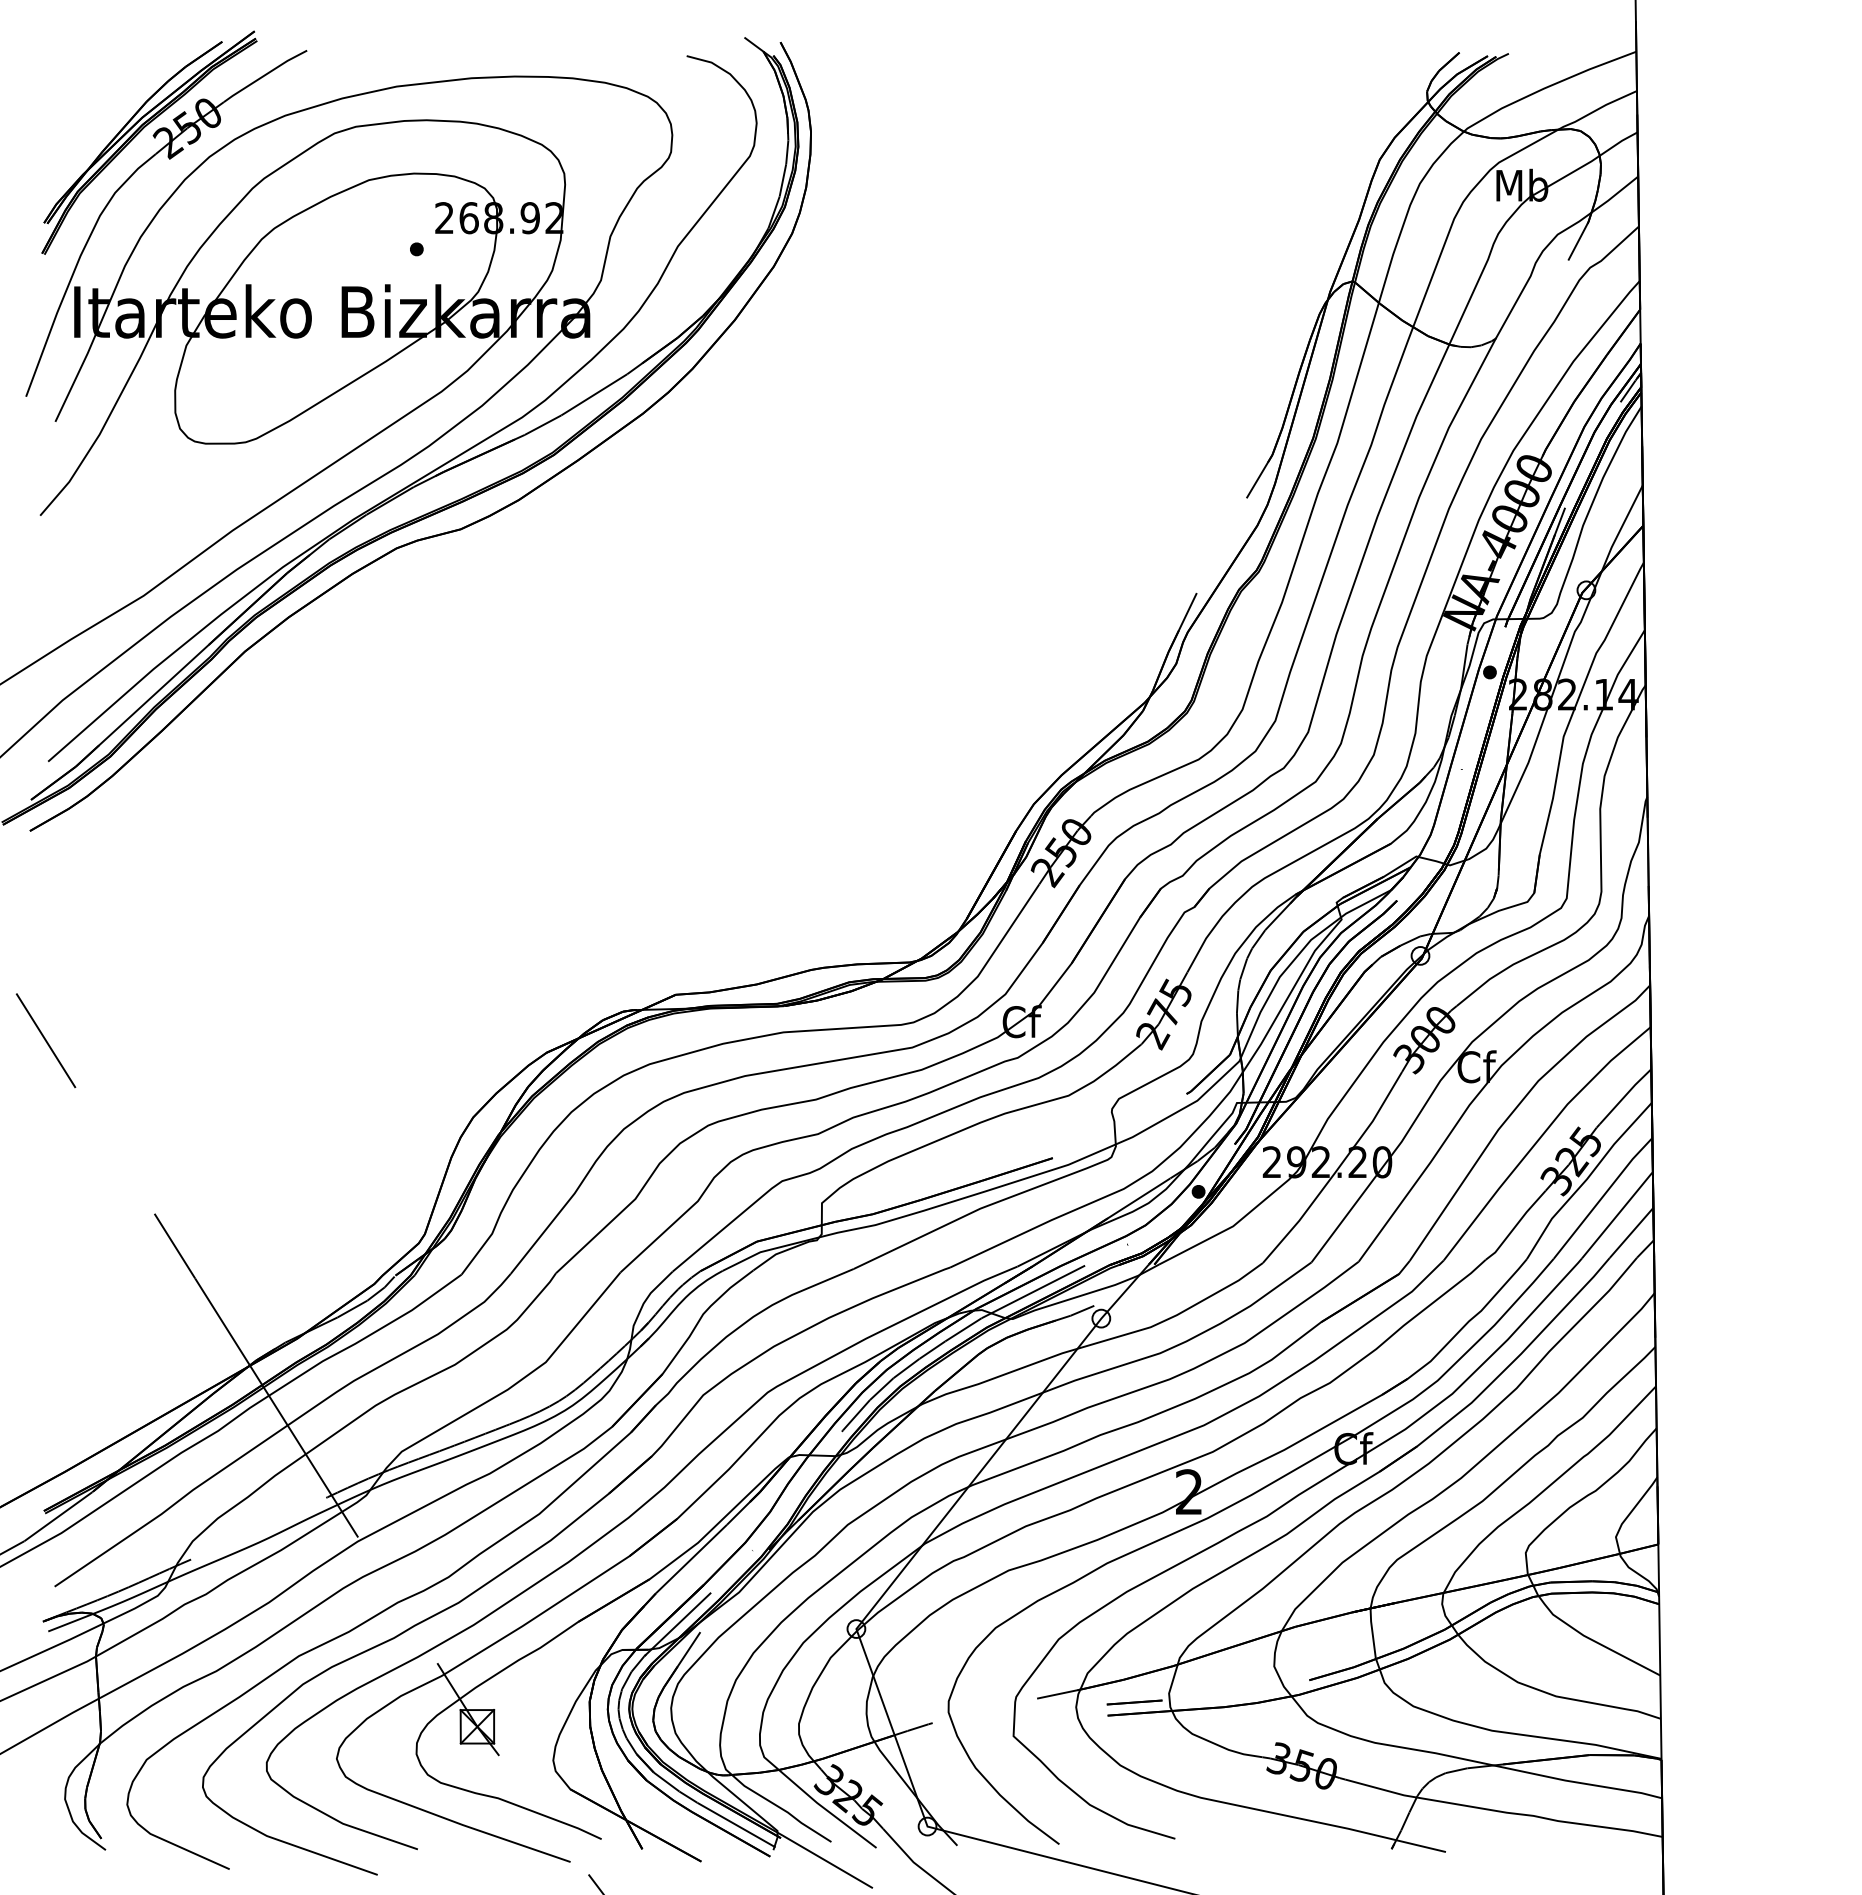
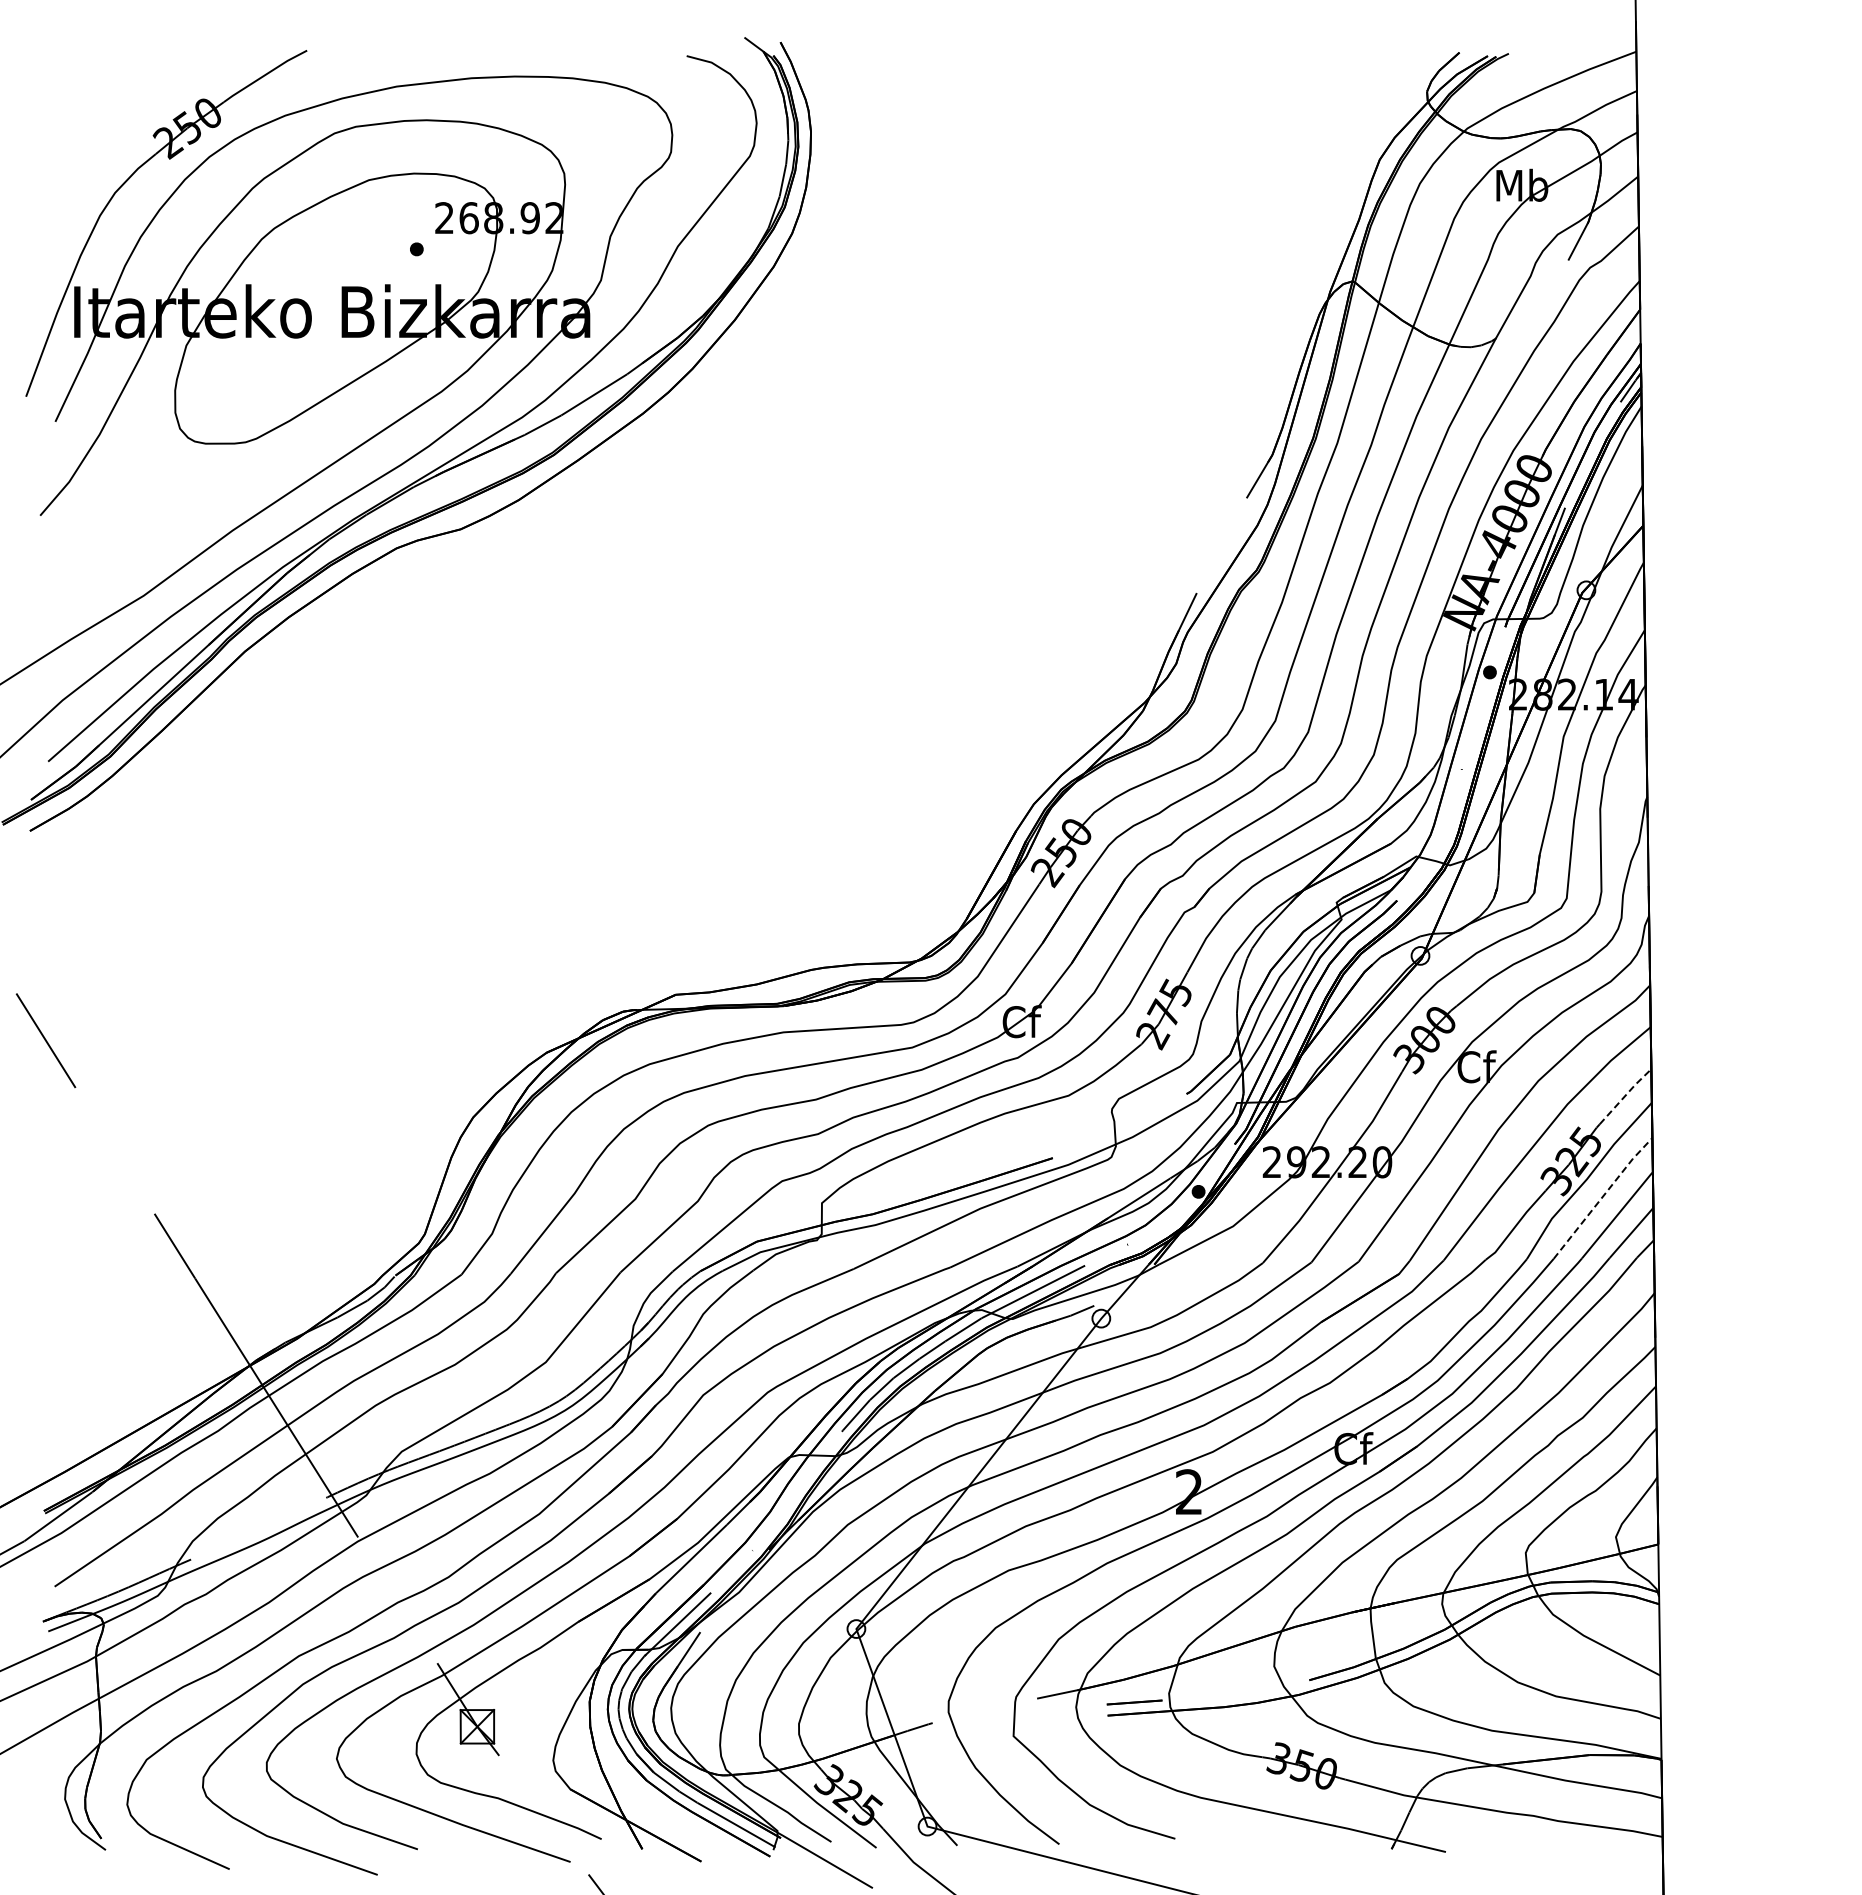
part: present -> none (140, 132)
line: solid -> dashed (1625, 1095)
line: solid -> dashed (1602, 1197)
